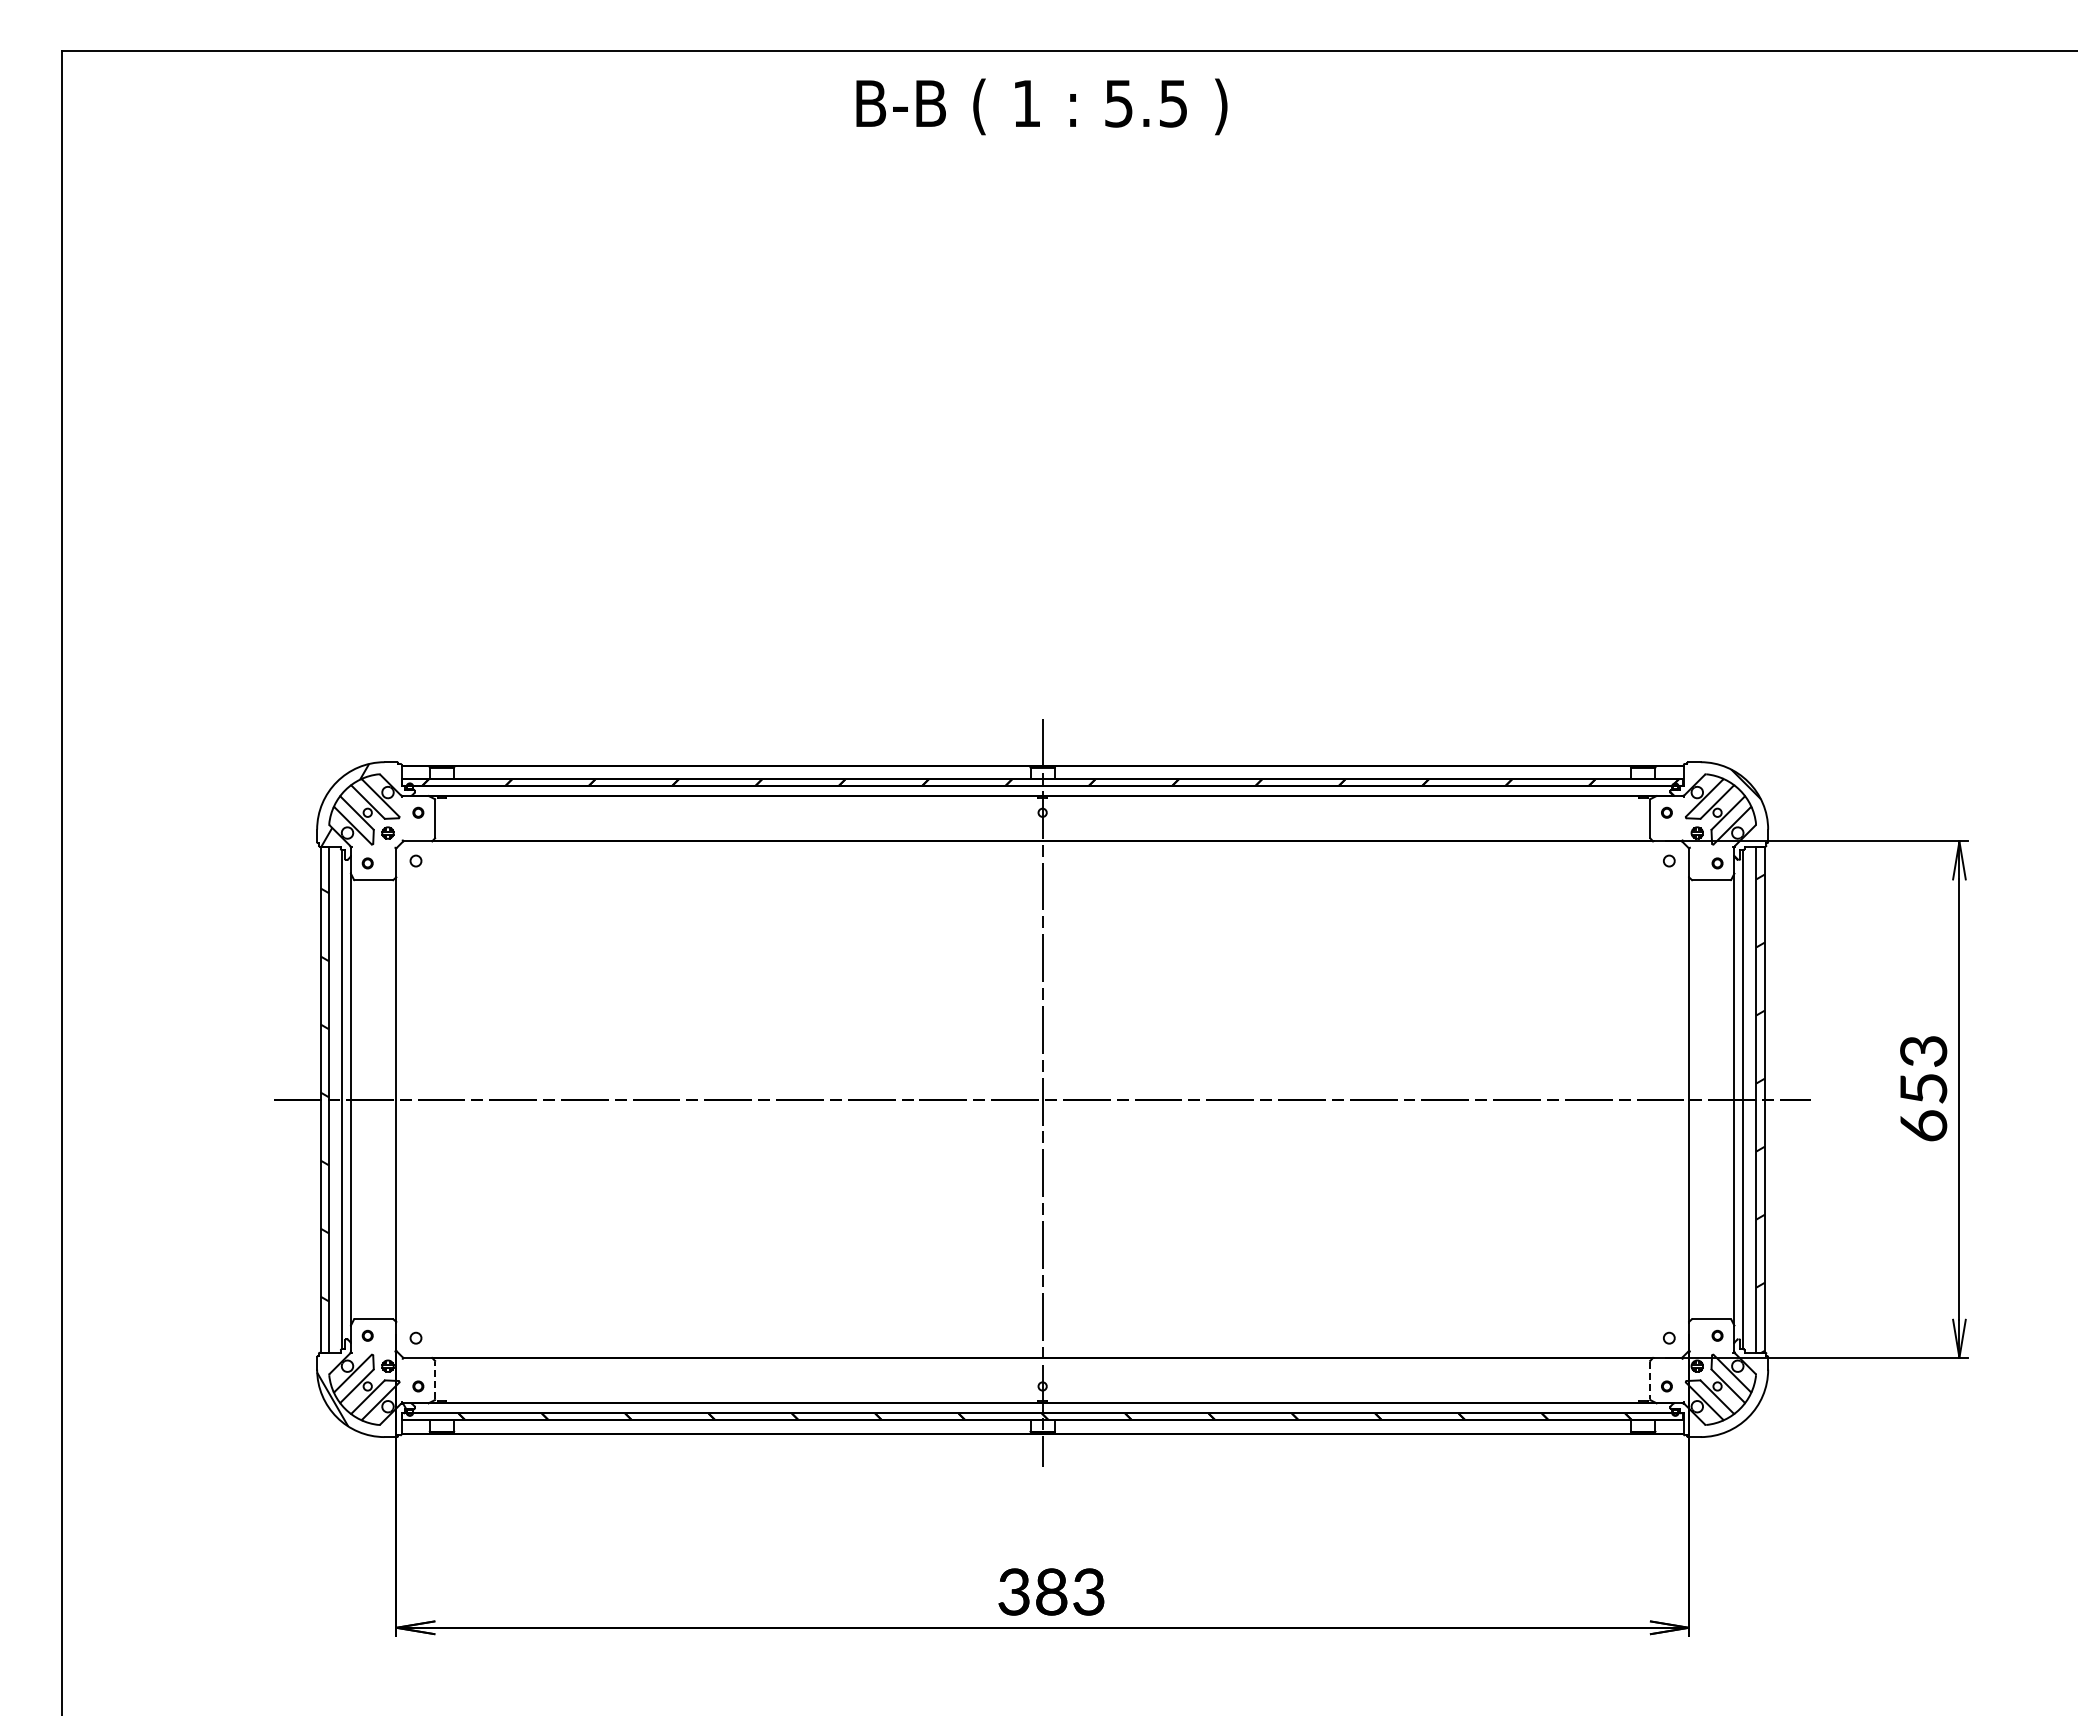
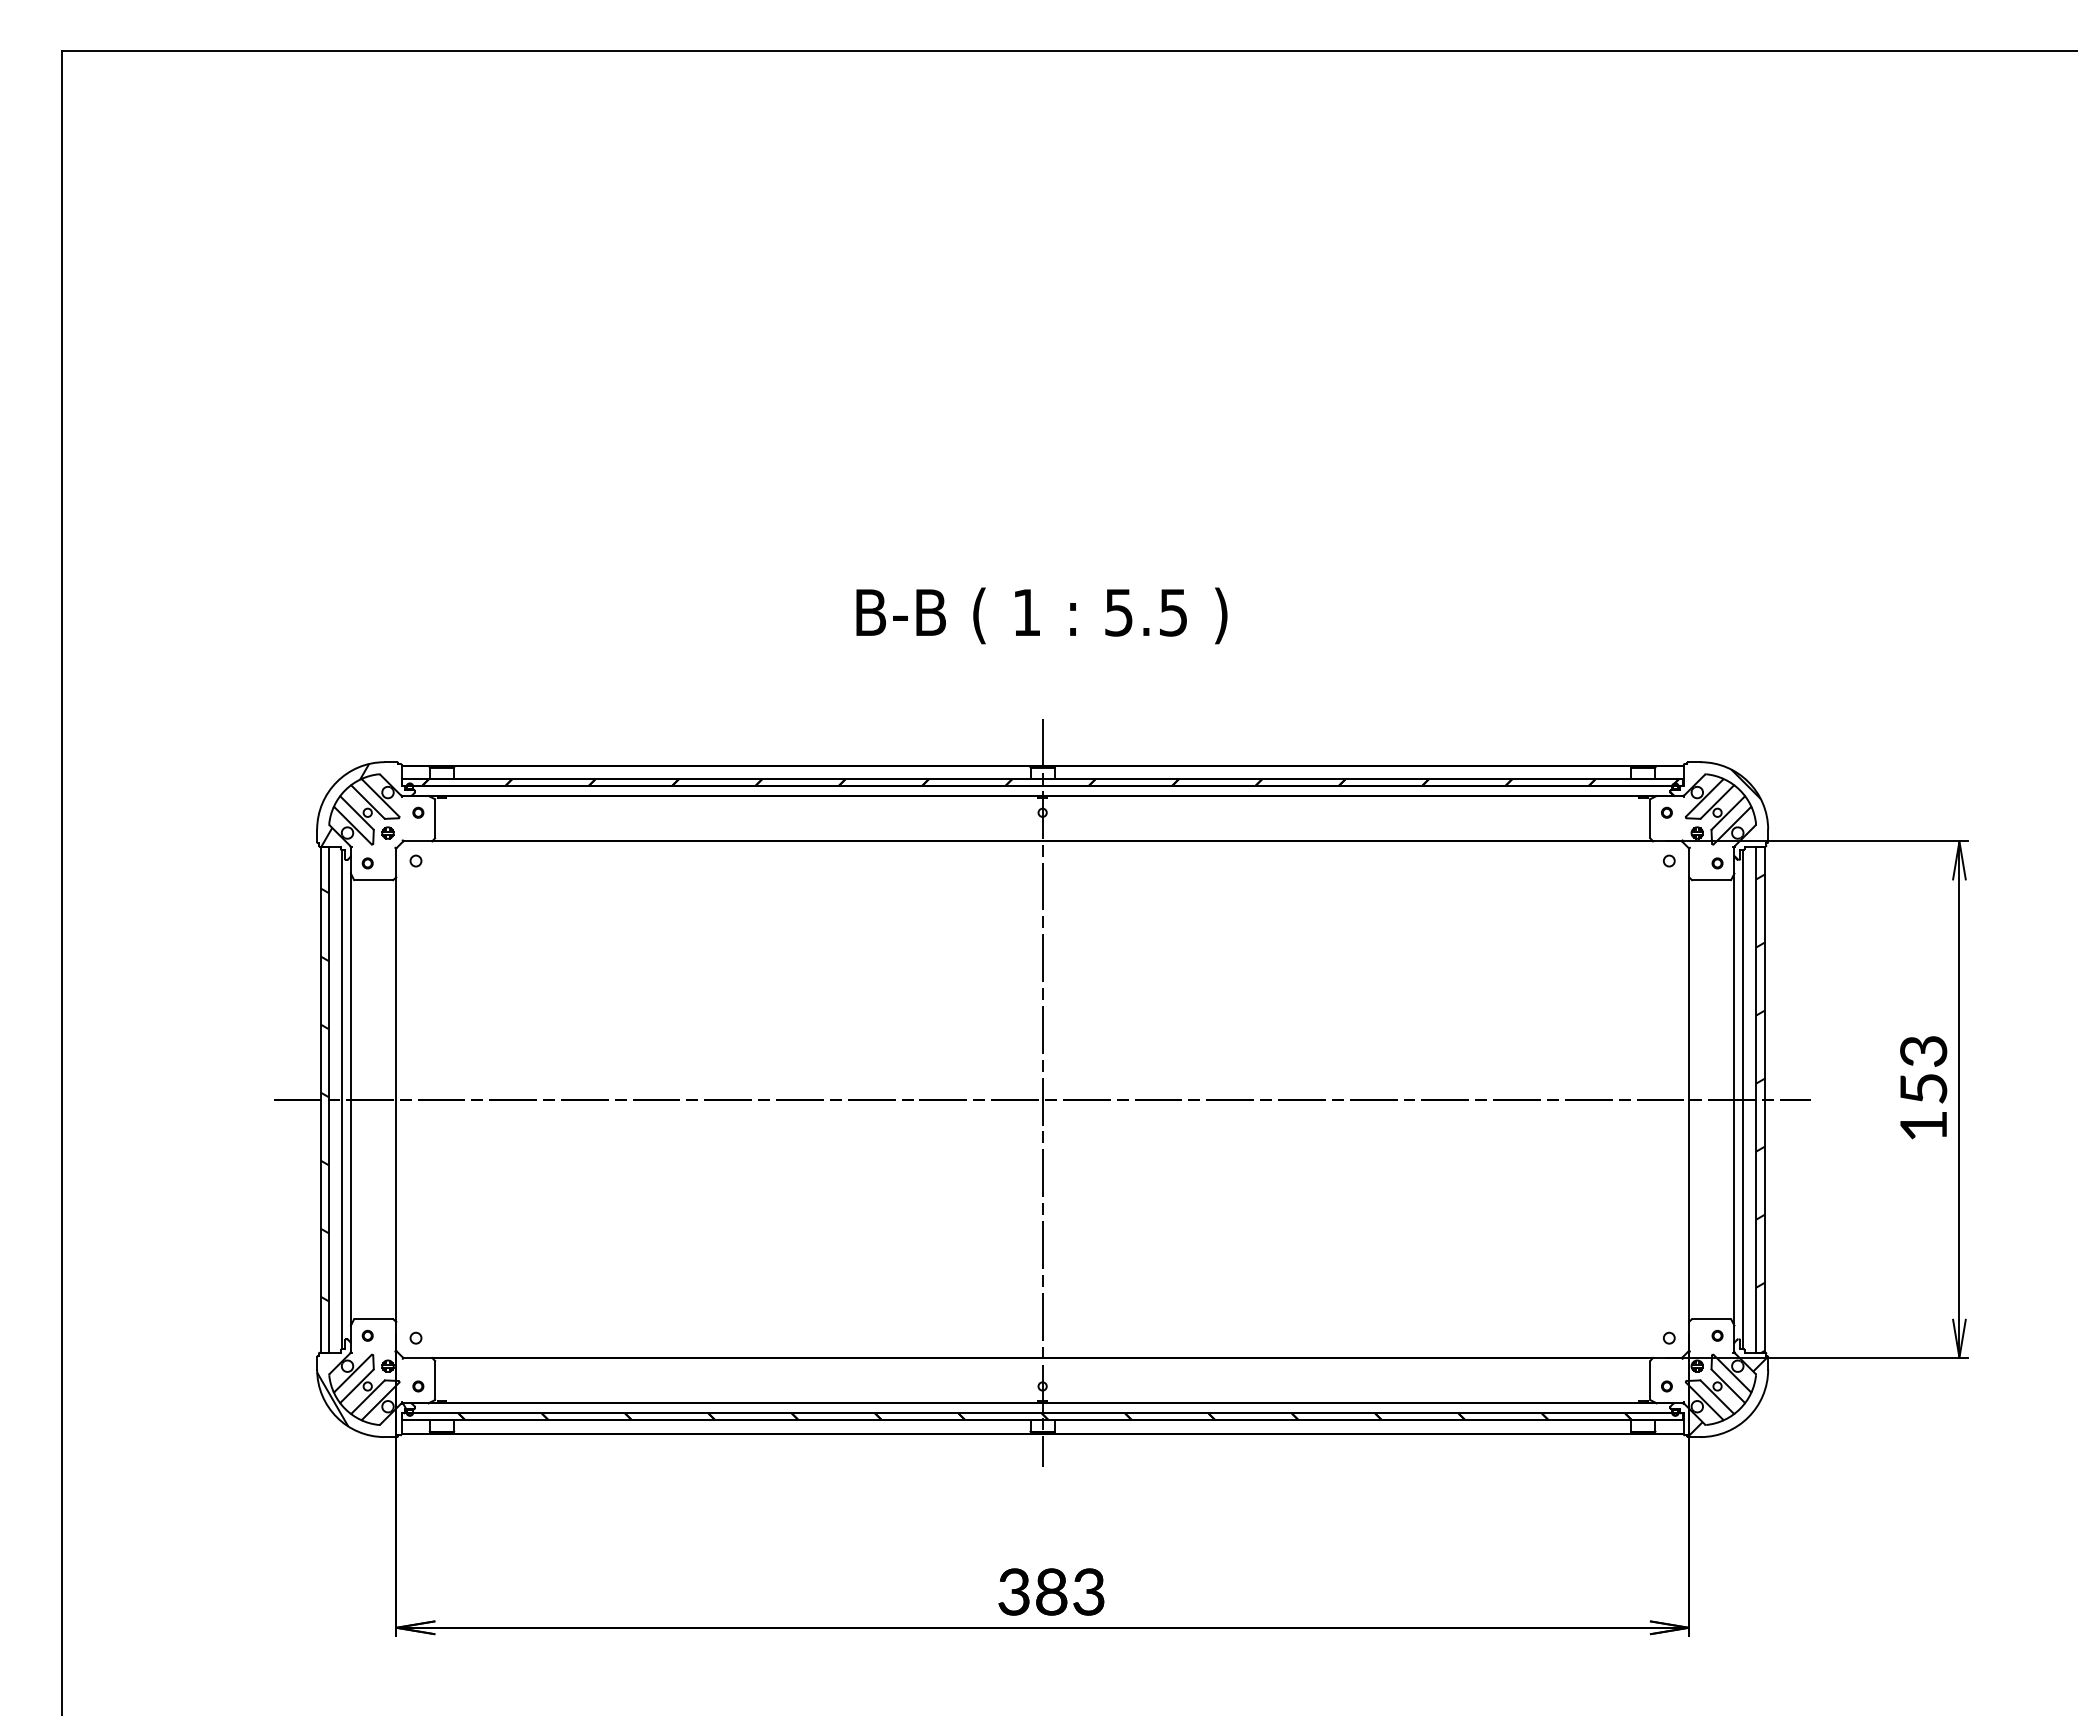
text position: (1041, 106) -> (1041, 615) (1041, 615)
text: 653 -> 153 (1923, 1125)
line: dashed -> solid (435, 1380)
line: dashed -> solid (1650, 1380)
hatch: none -> present (1727, 1396)
